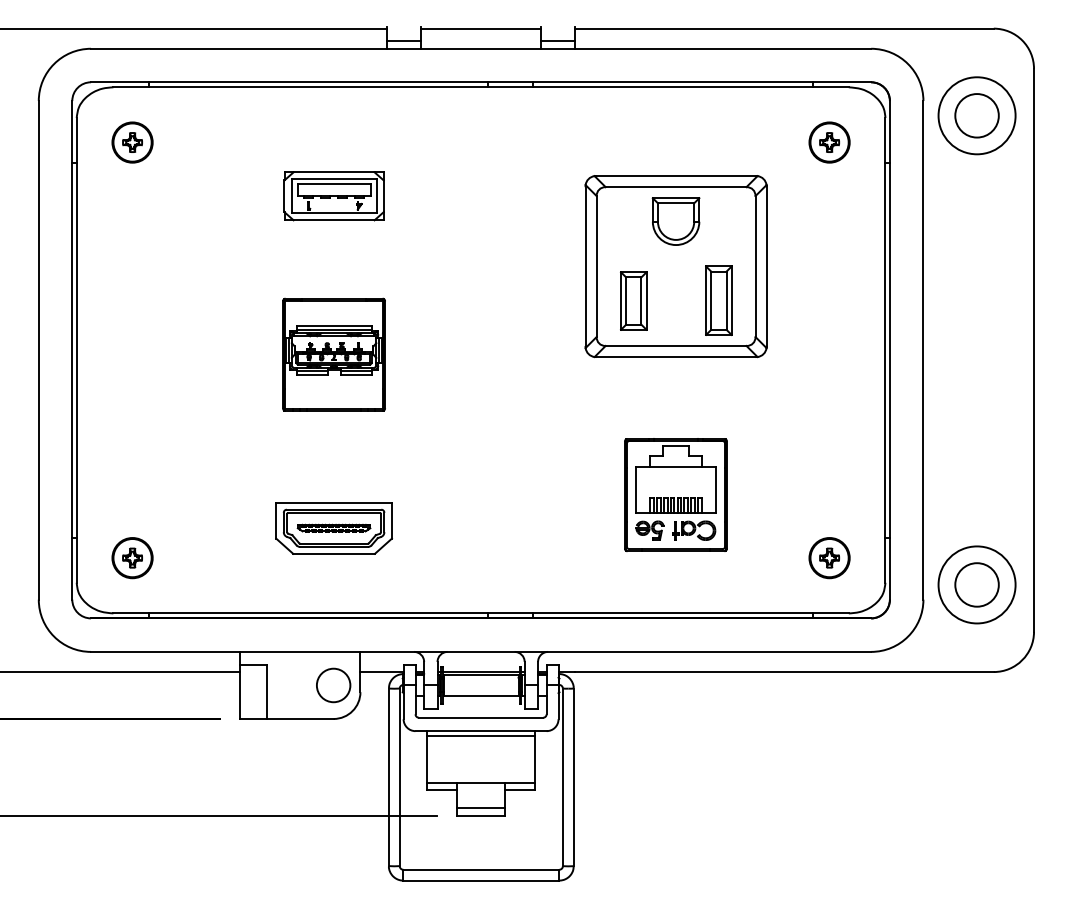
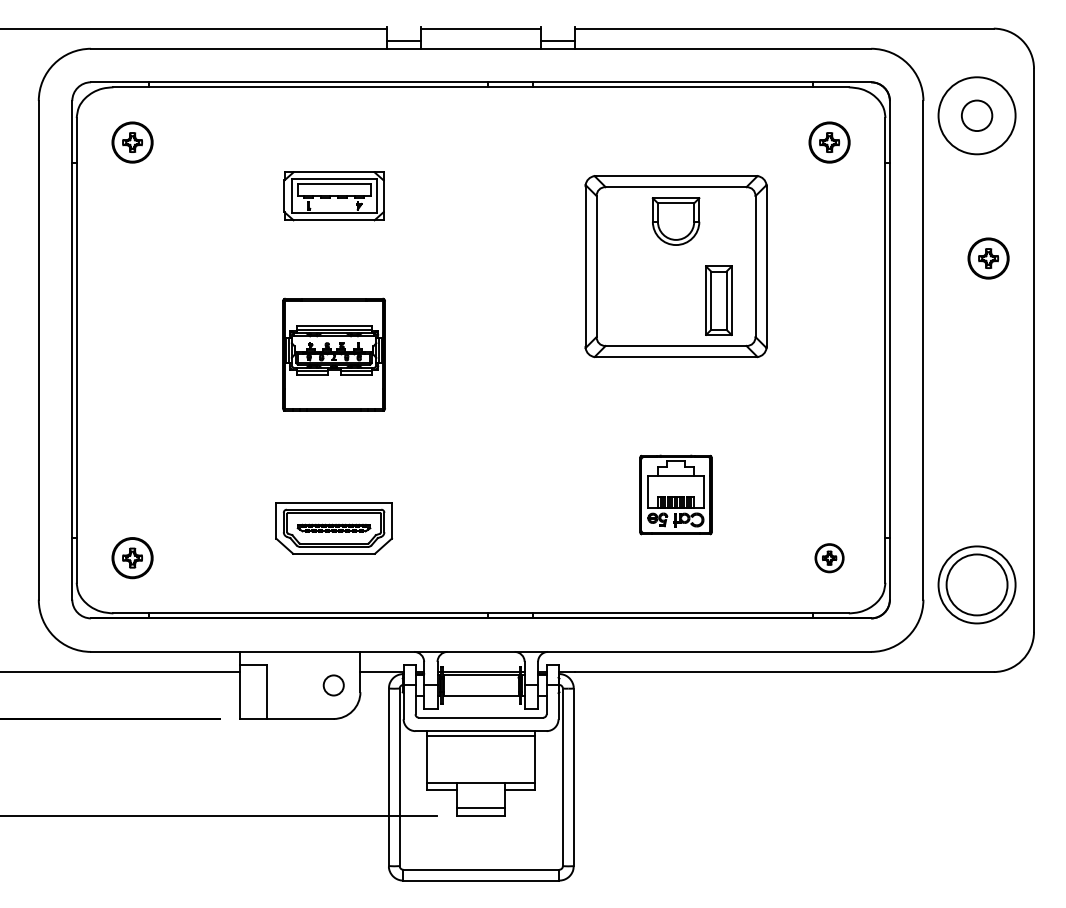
circle diameter: 44 px -> 30 px (976, 115)
part: none -> present (988, 258)
part: present -> none (633, 300)
part size: 104x114 px -> 74x82 px (675, 494)
part size: 43x43 px -> 31x31 px (829, 558)
circle diameter: 44 px -> 61 px (976, 584)
circle size: 36x37 px -> 23x23 px (333, 685)
